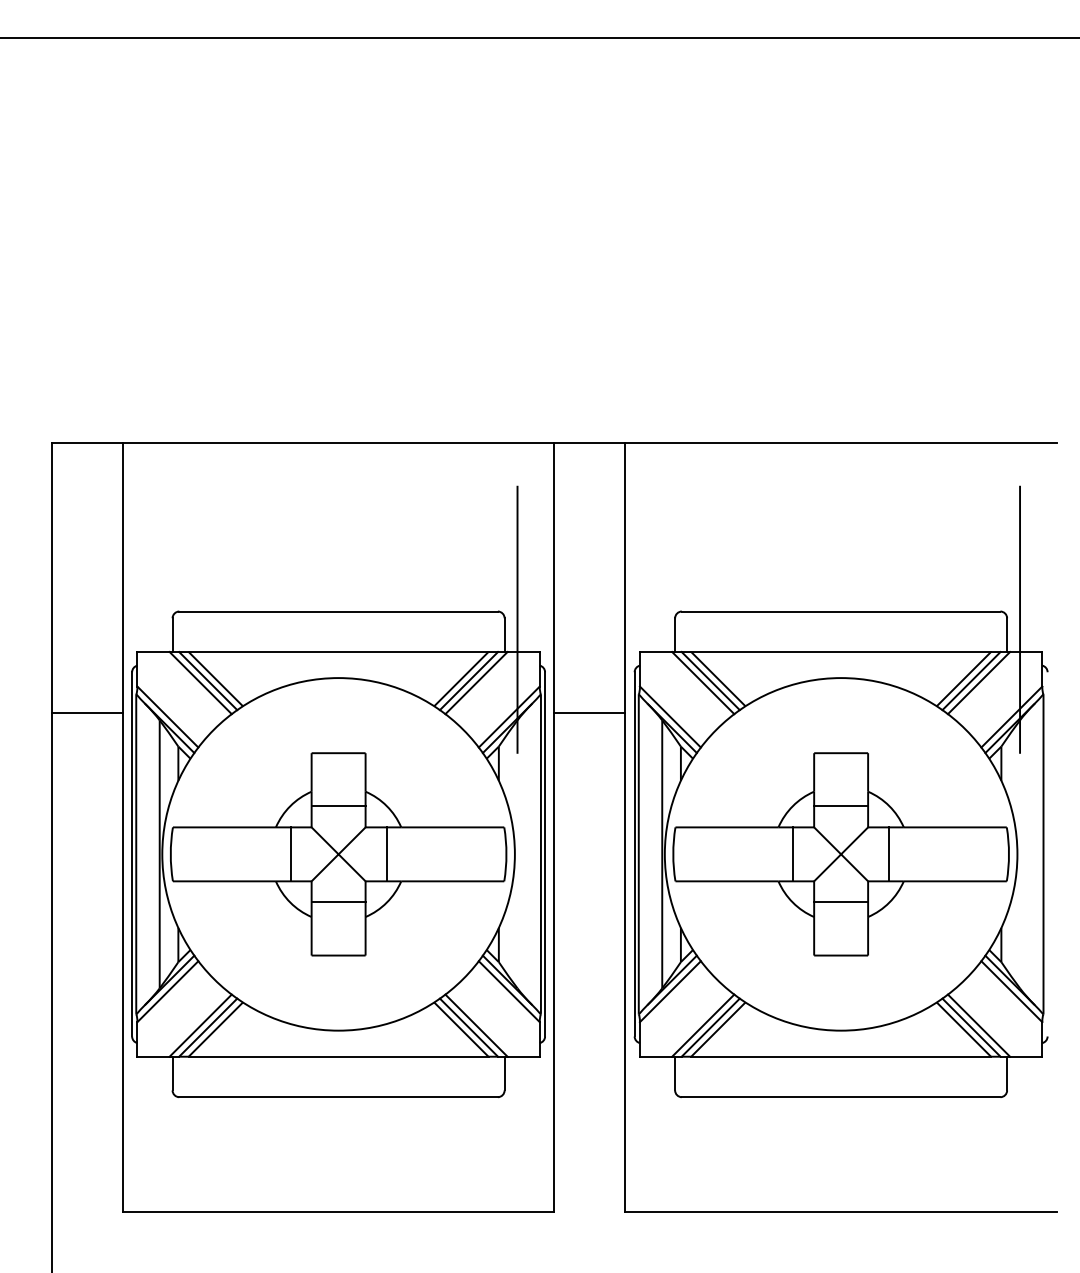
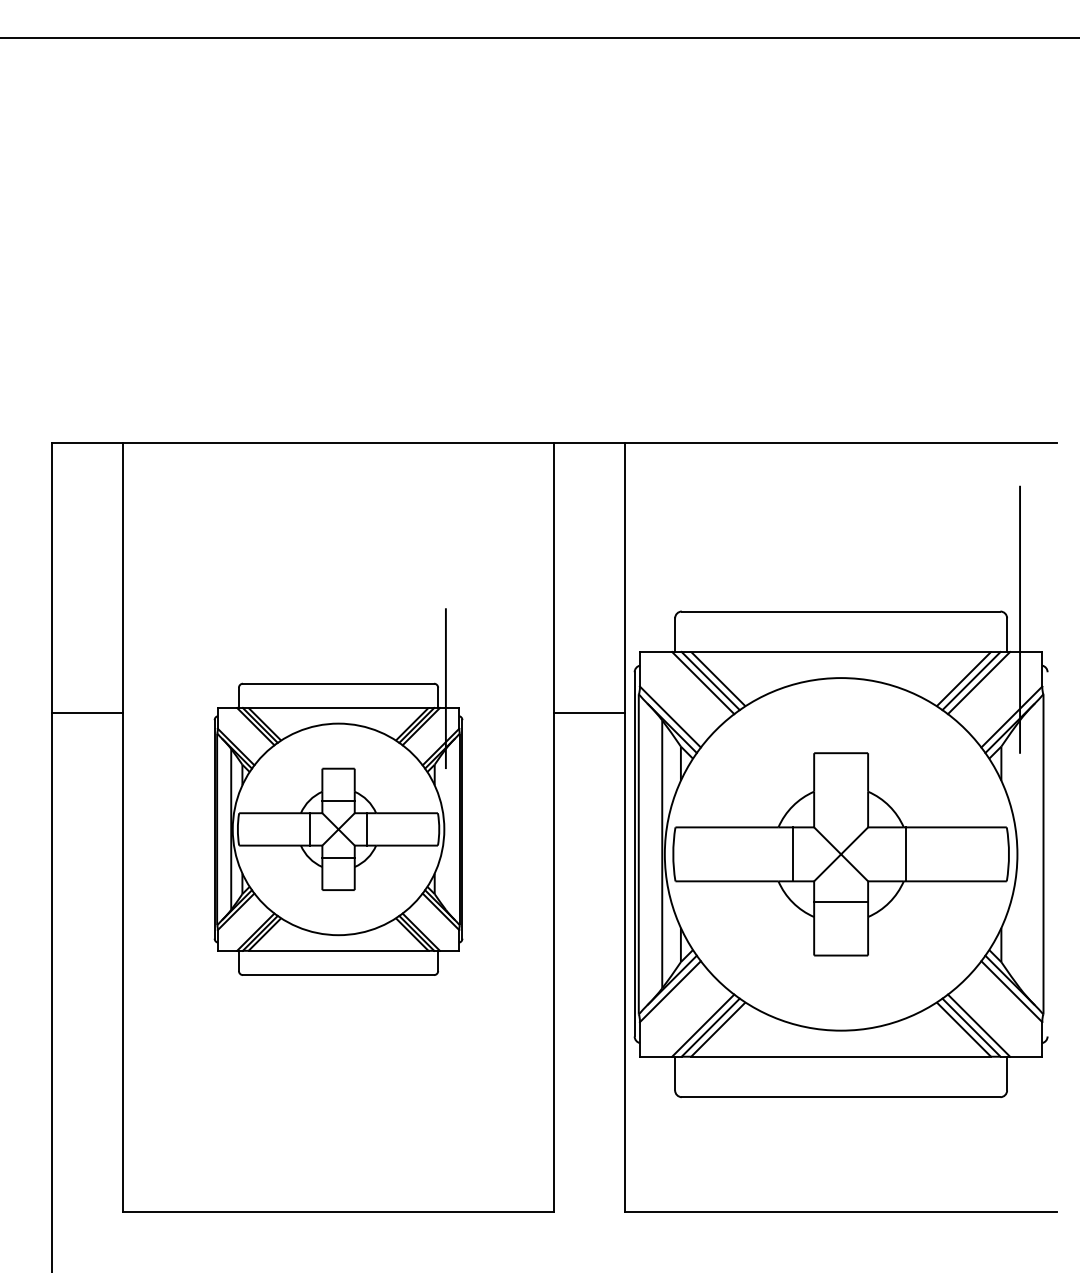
part size: 415x614 px -> 251x368 px (338, 791)
line: present -> none (841, 806)
line position: (889, 854) -> (906, 854) (906, 854)
